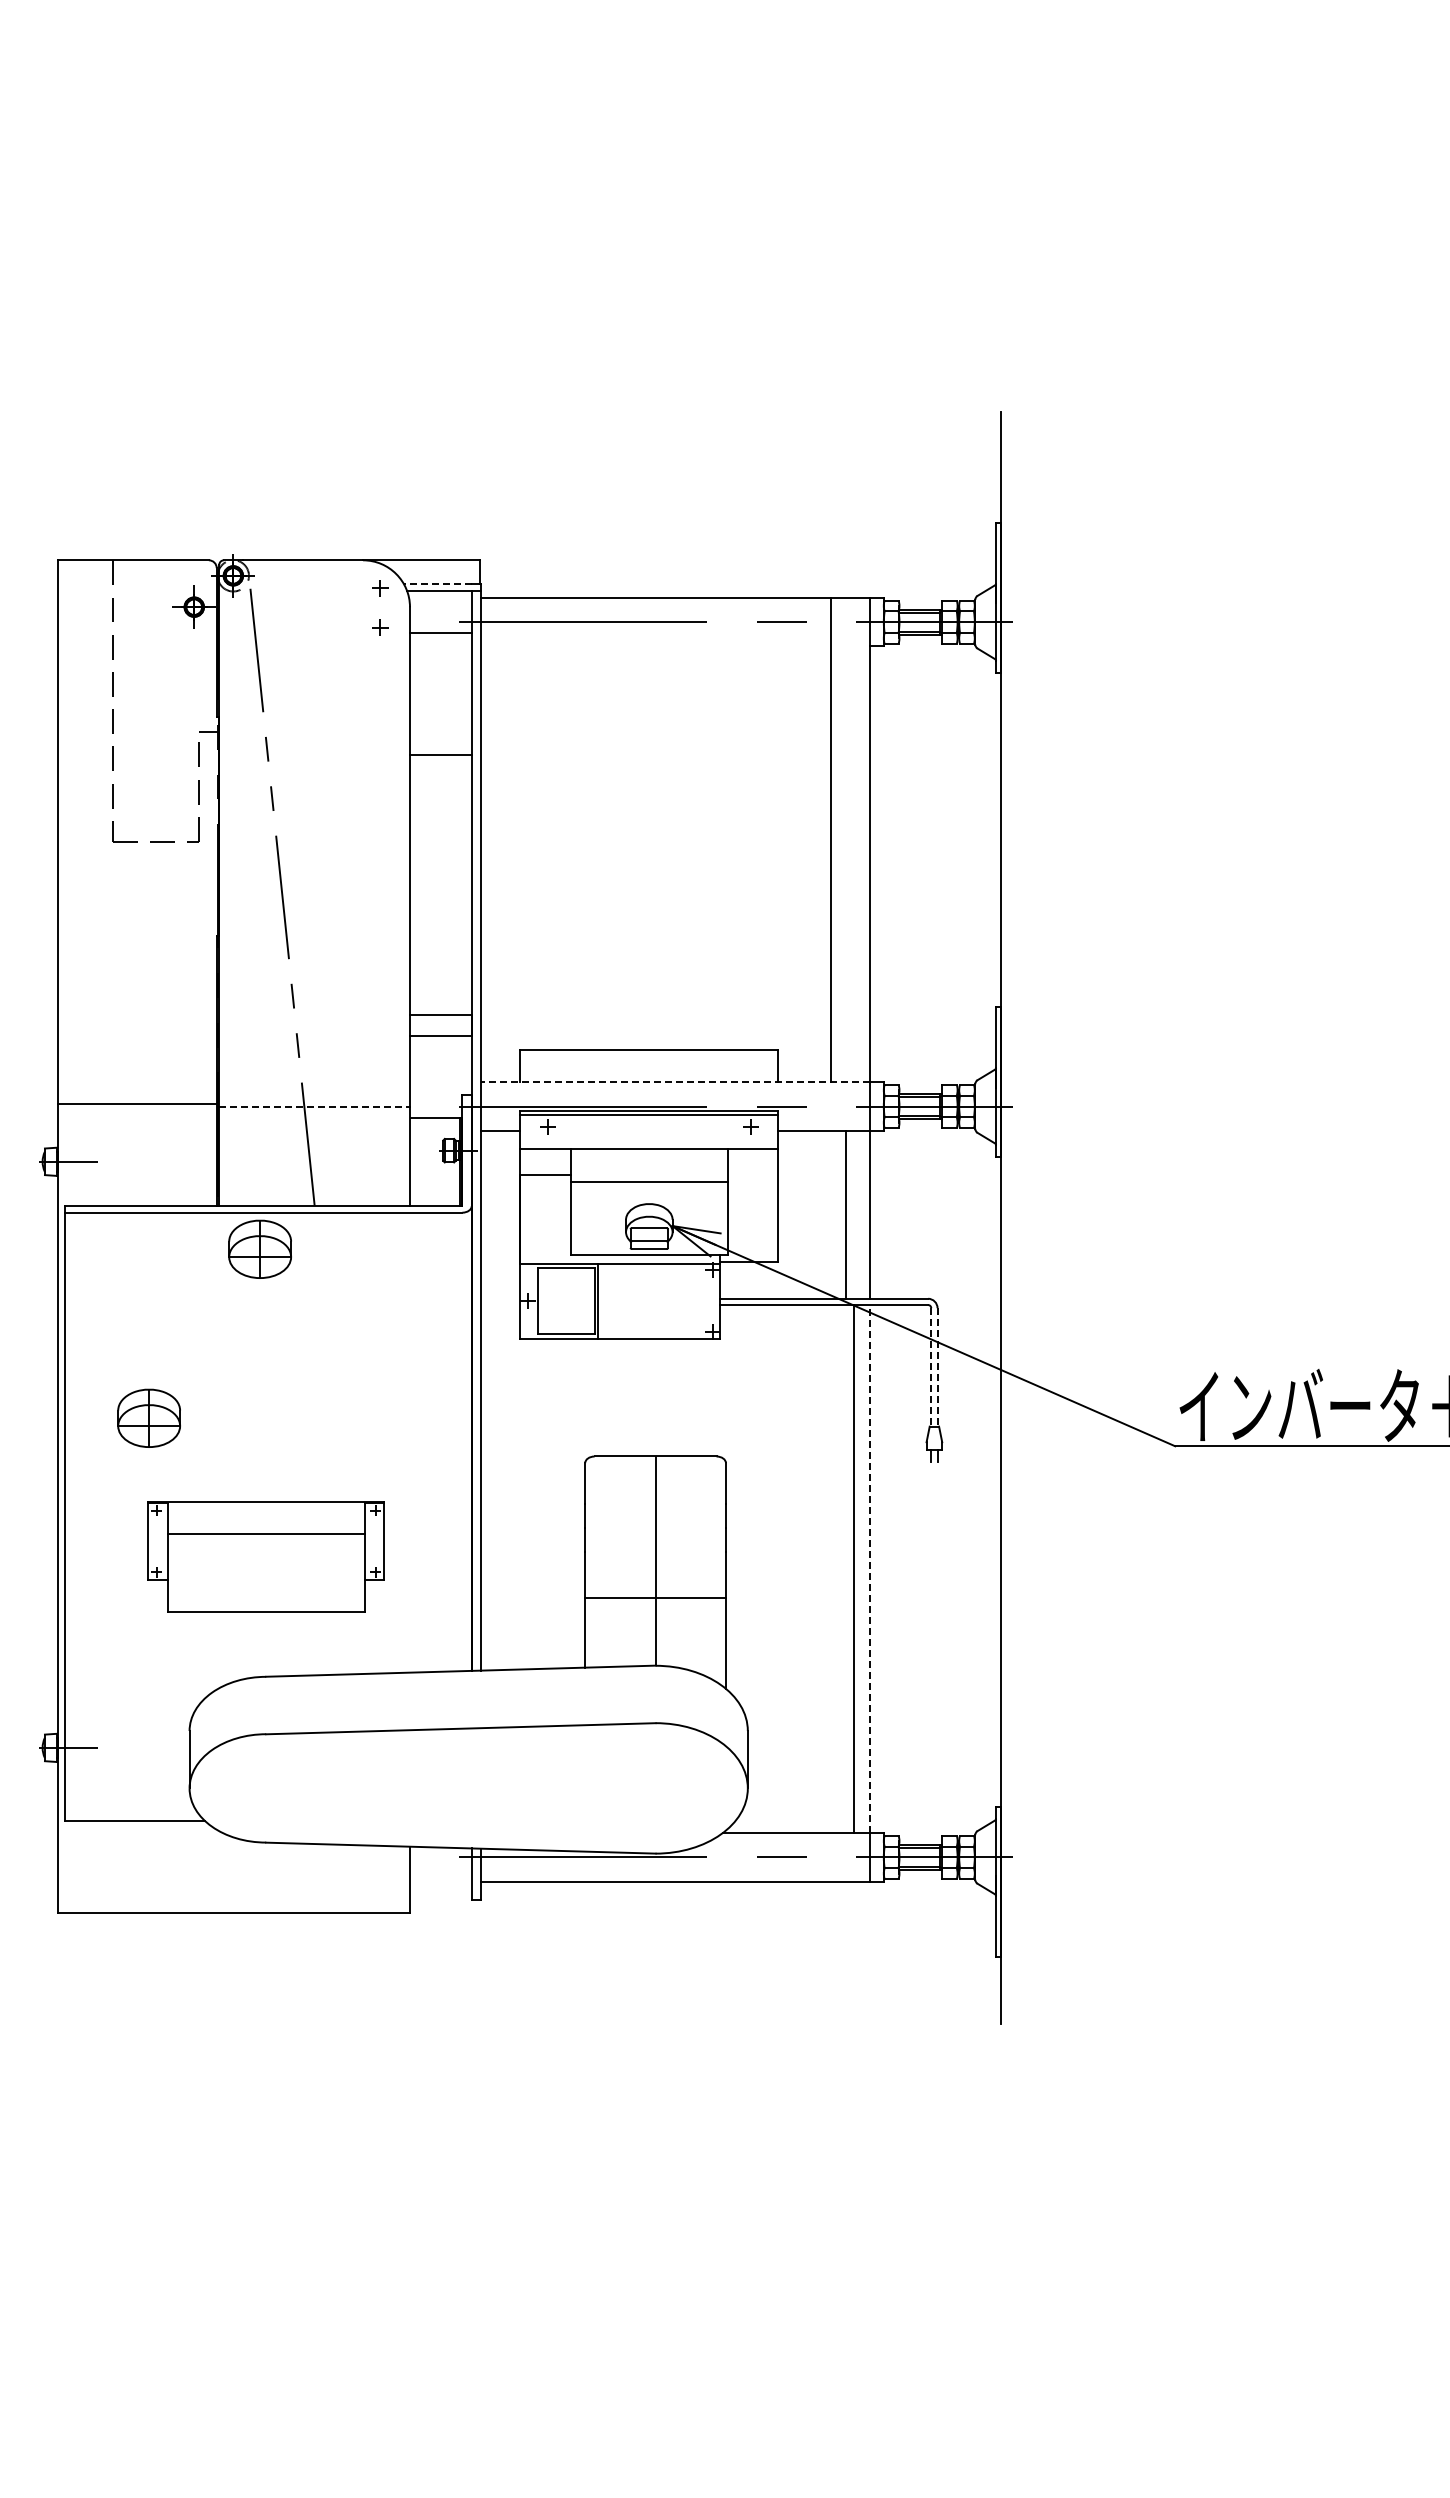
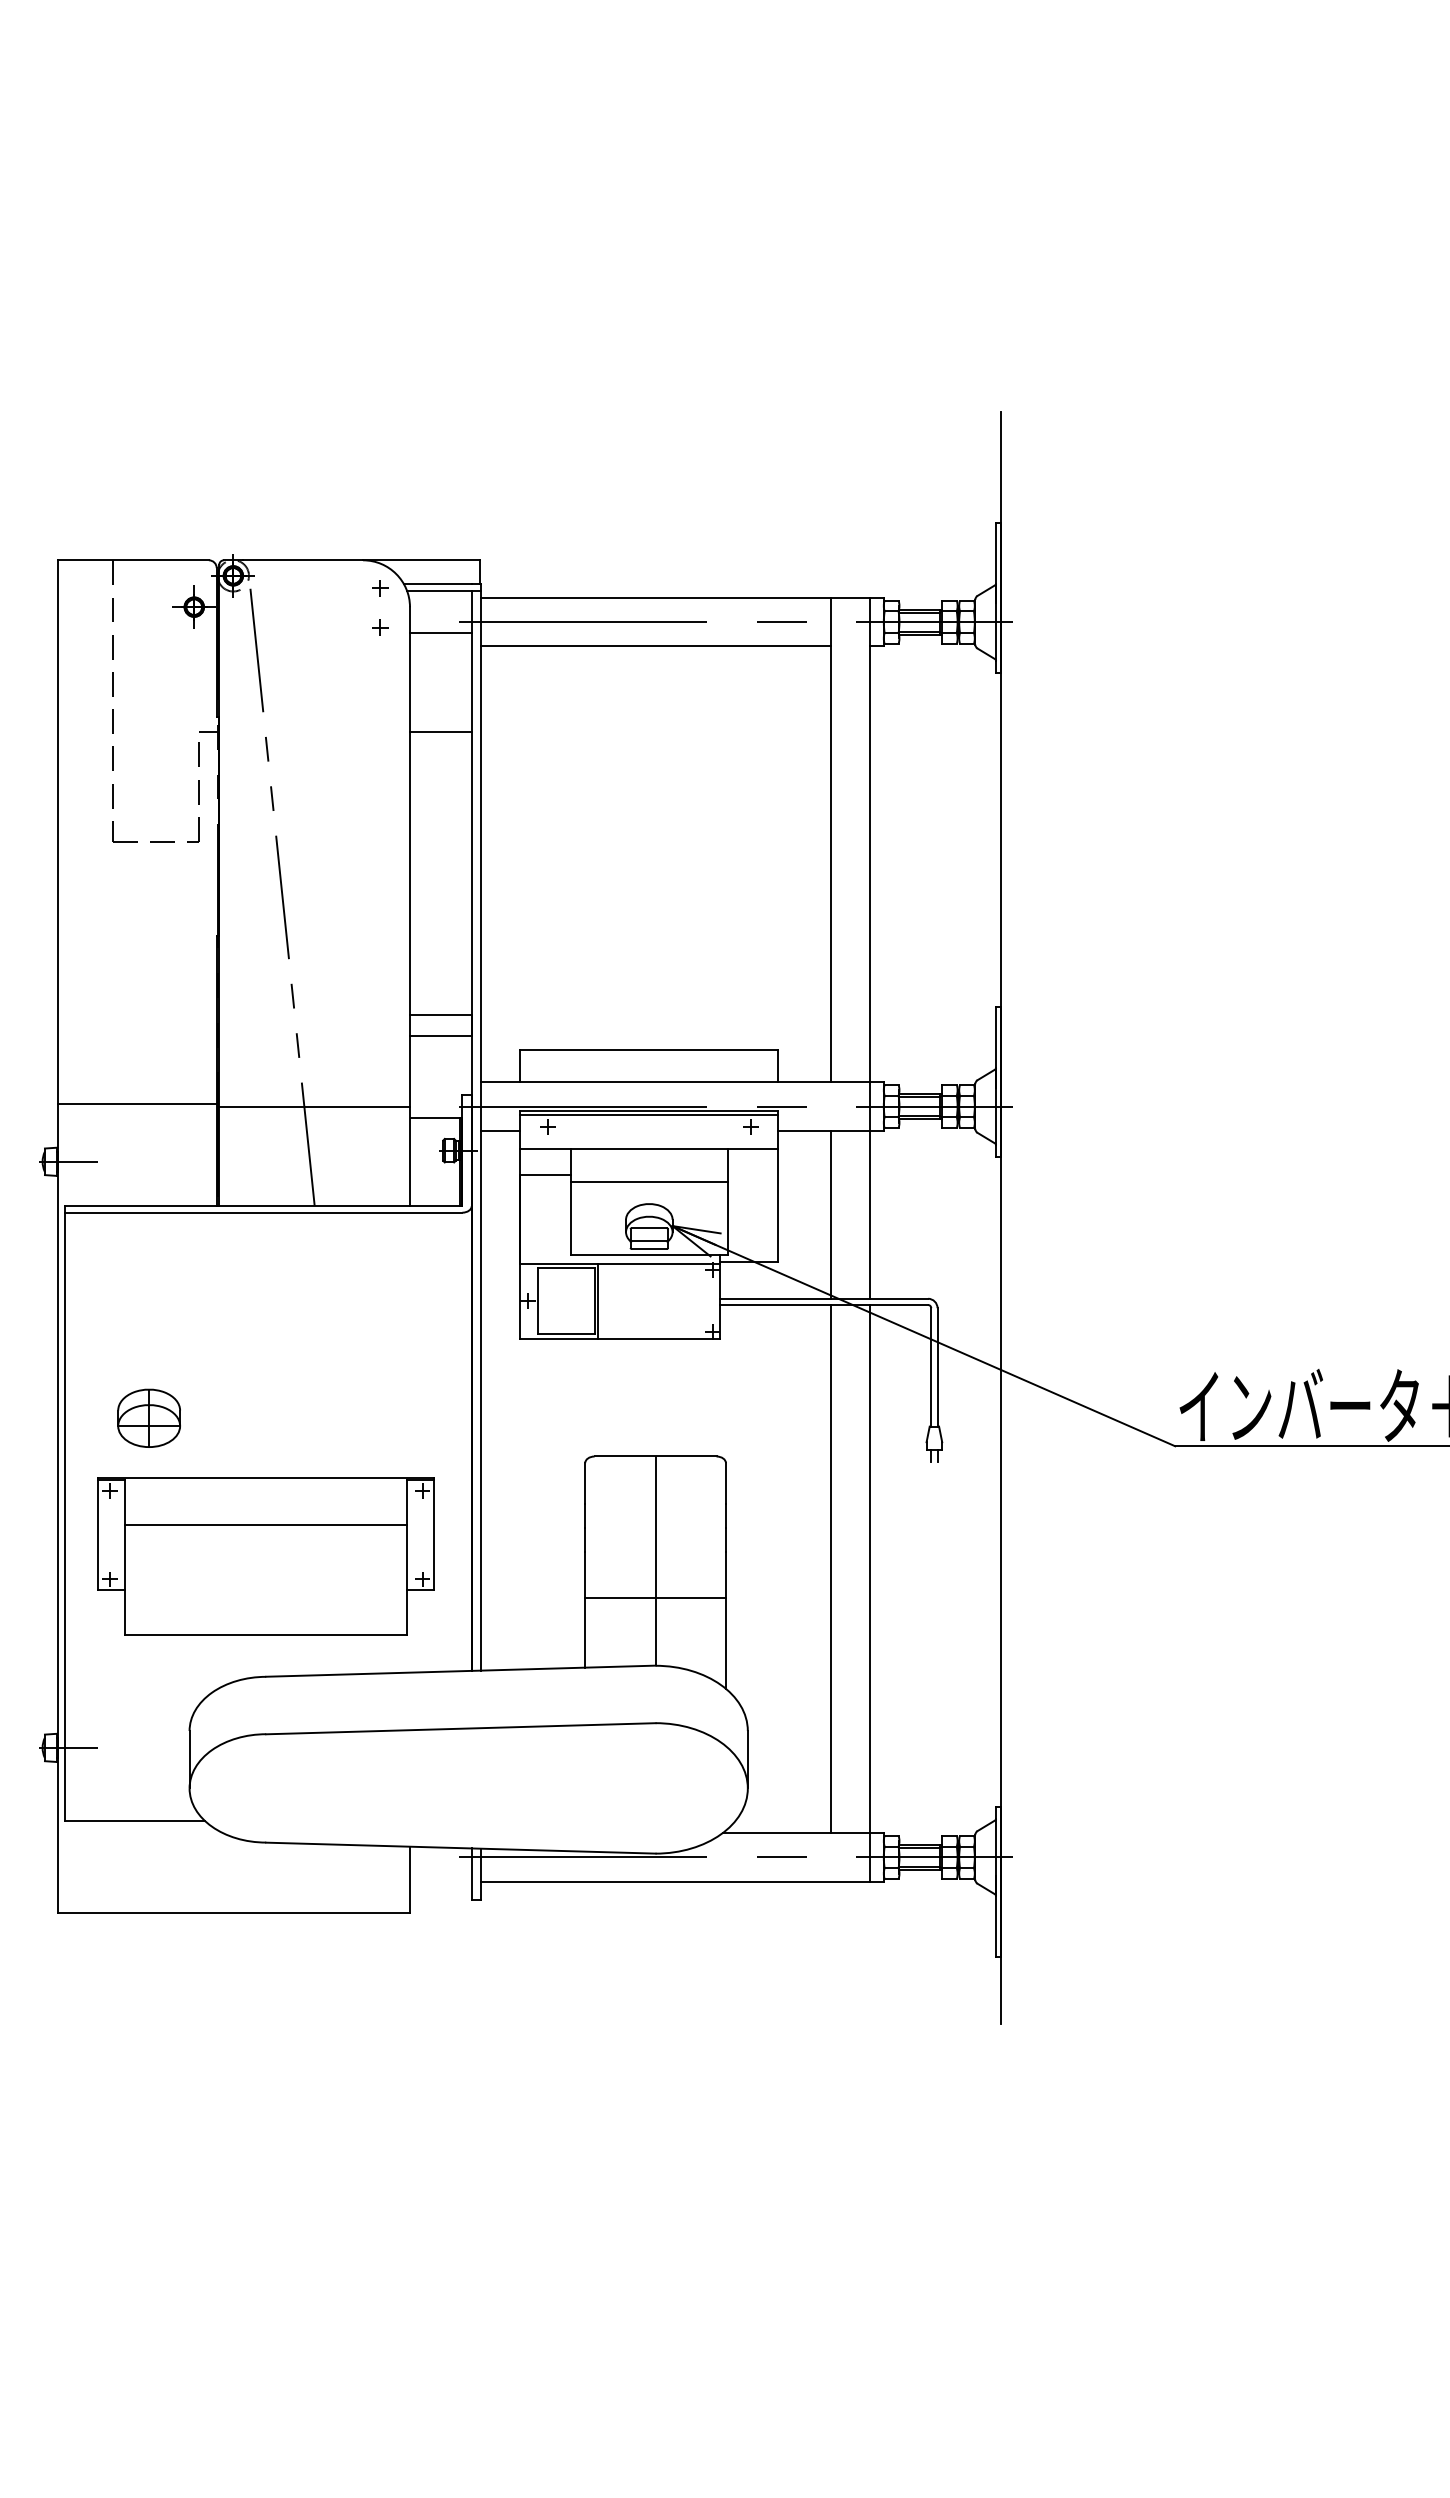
line: dashed -> solid (437, 584)
line: none -> present (655, 646)
line position: (440, 755) -> (440, 732) (440, 732)
line: dashed -> solid (674, 1082)
line: dashed -> solid (315, 1107)
line position: (845, 1214) -> (830, 1214) (830, 1214)
part: present -> none (259, 1248)
line: dashed -> solid (931, 1367)
line: dashed -> solid (937, 1367)
part size: 238x112 px -> 338x159 px (265, 1556)
line: dashed -> solid (869, 1568)
line position: (853, 1569) -> (830, 1569) (830, 1569)
